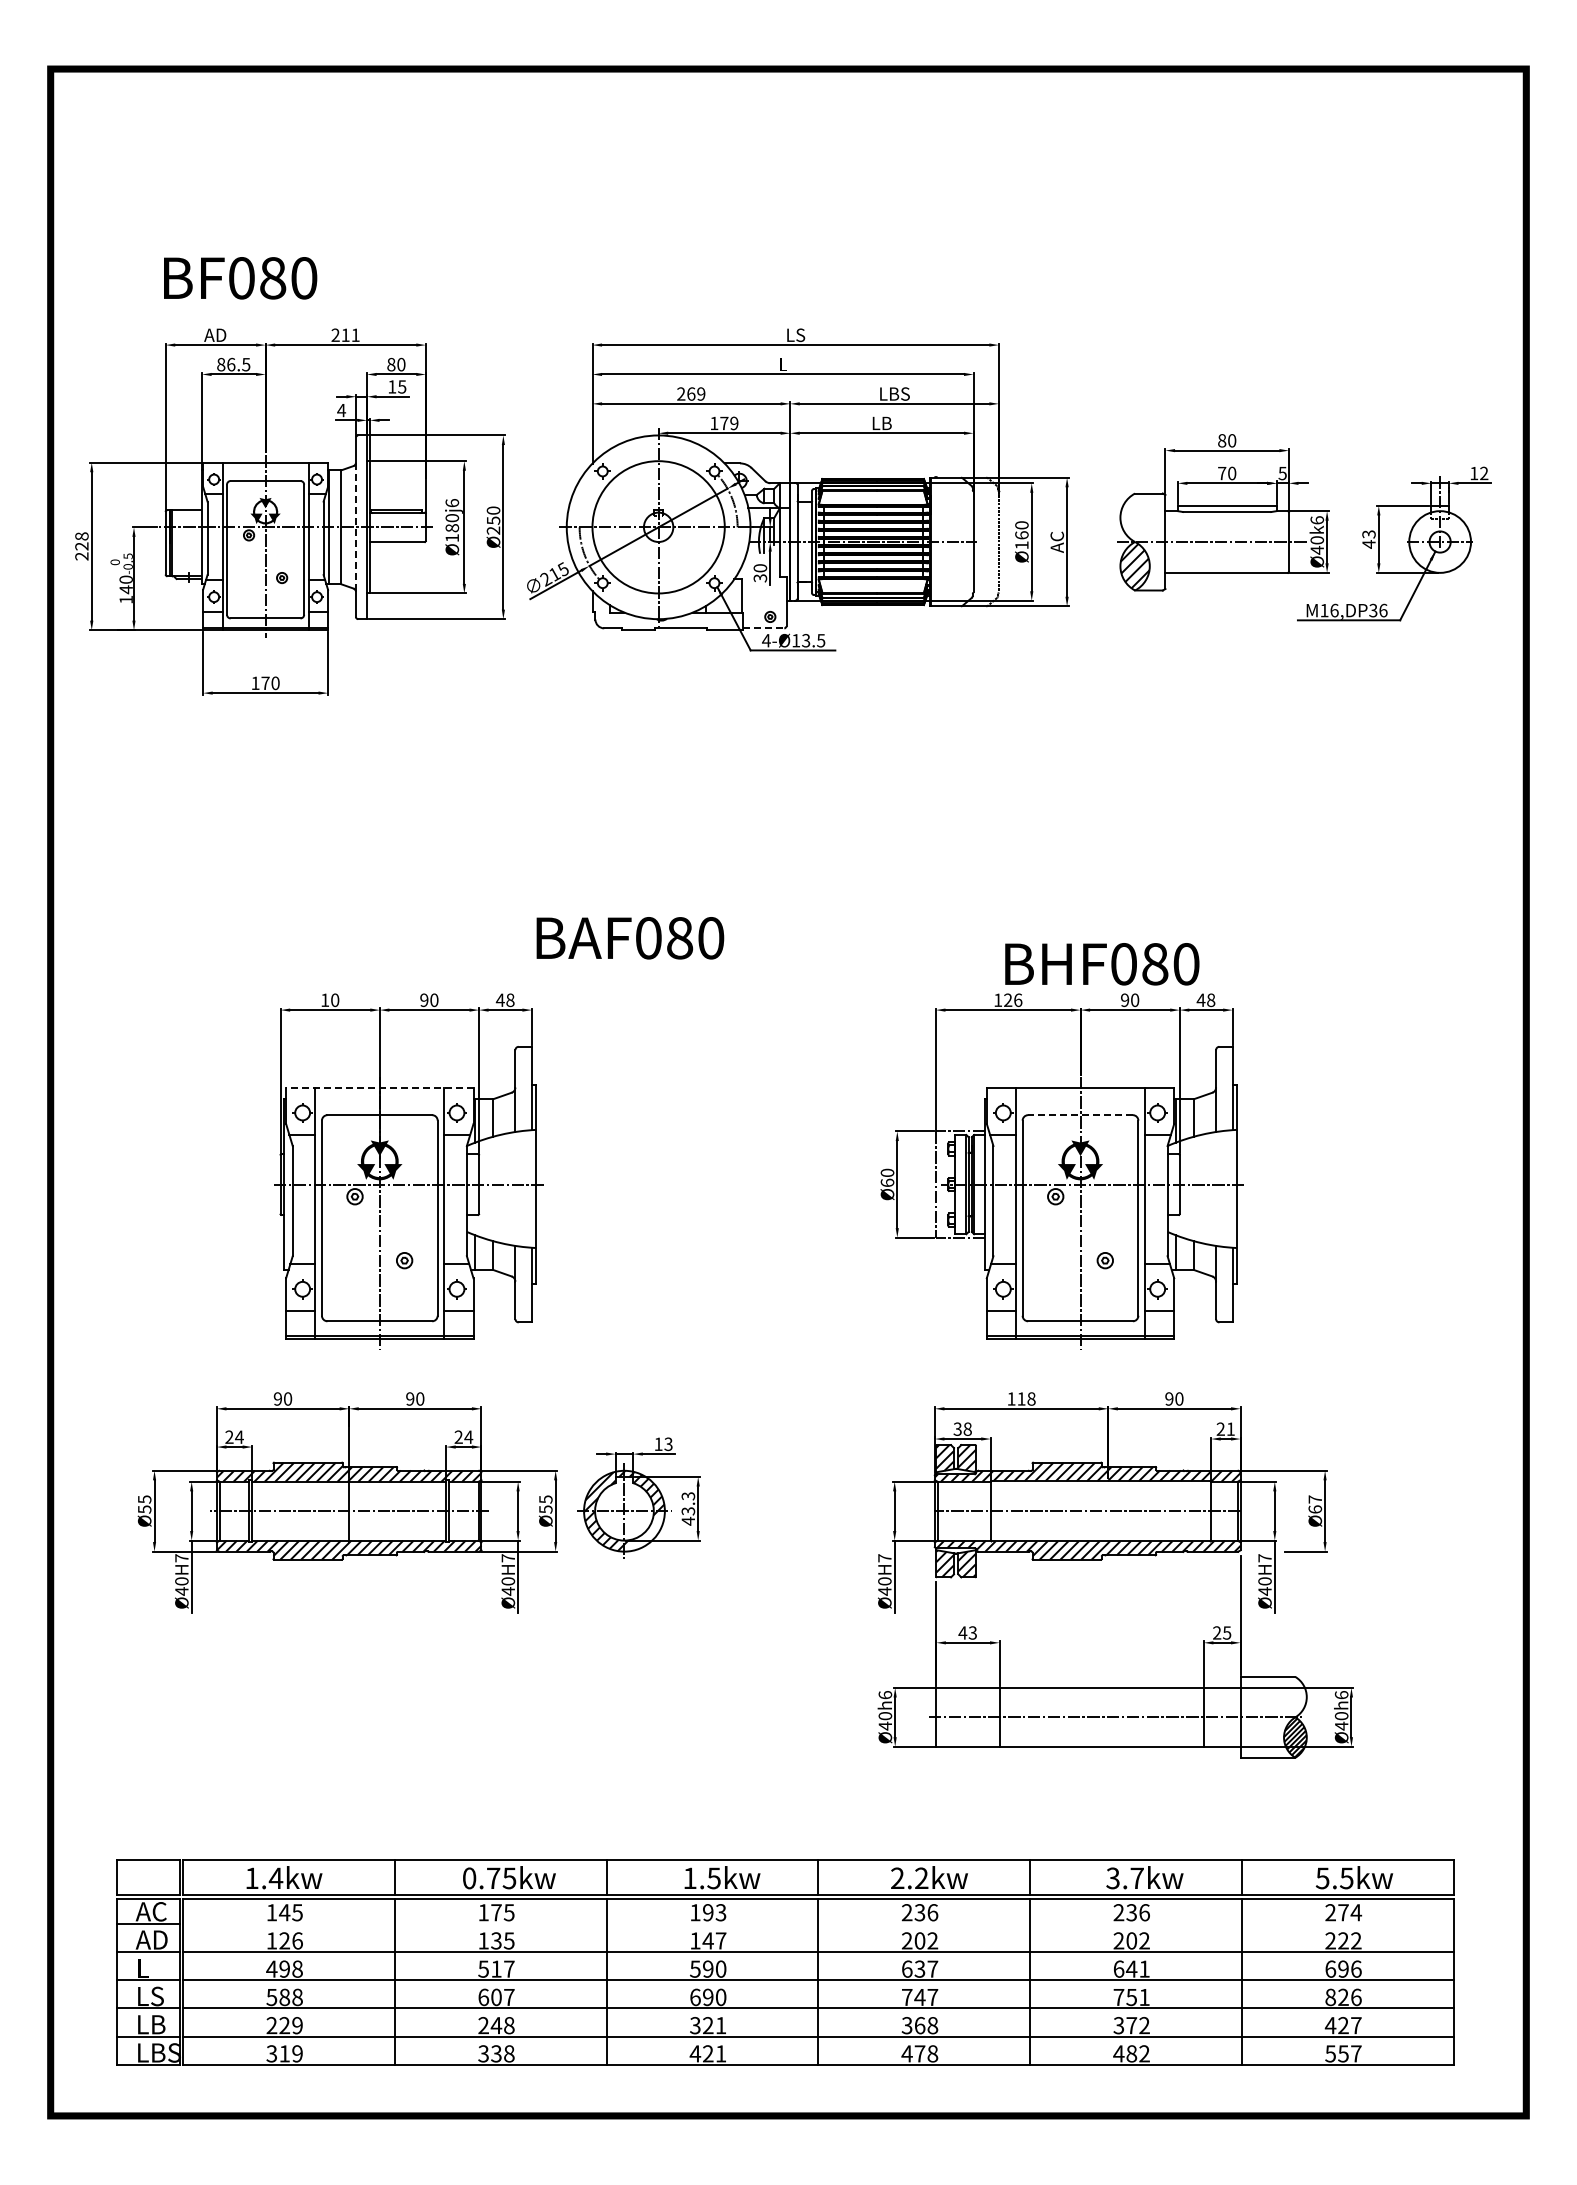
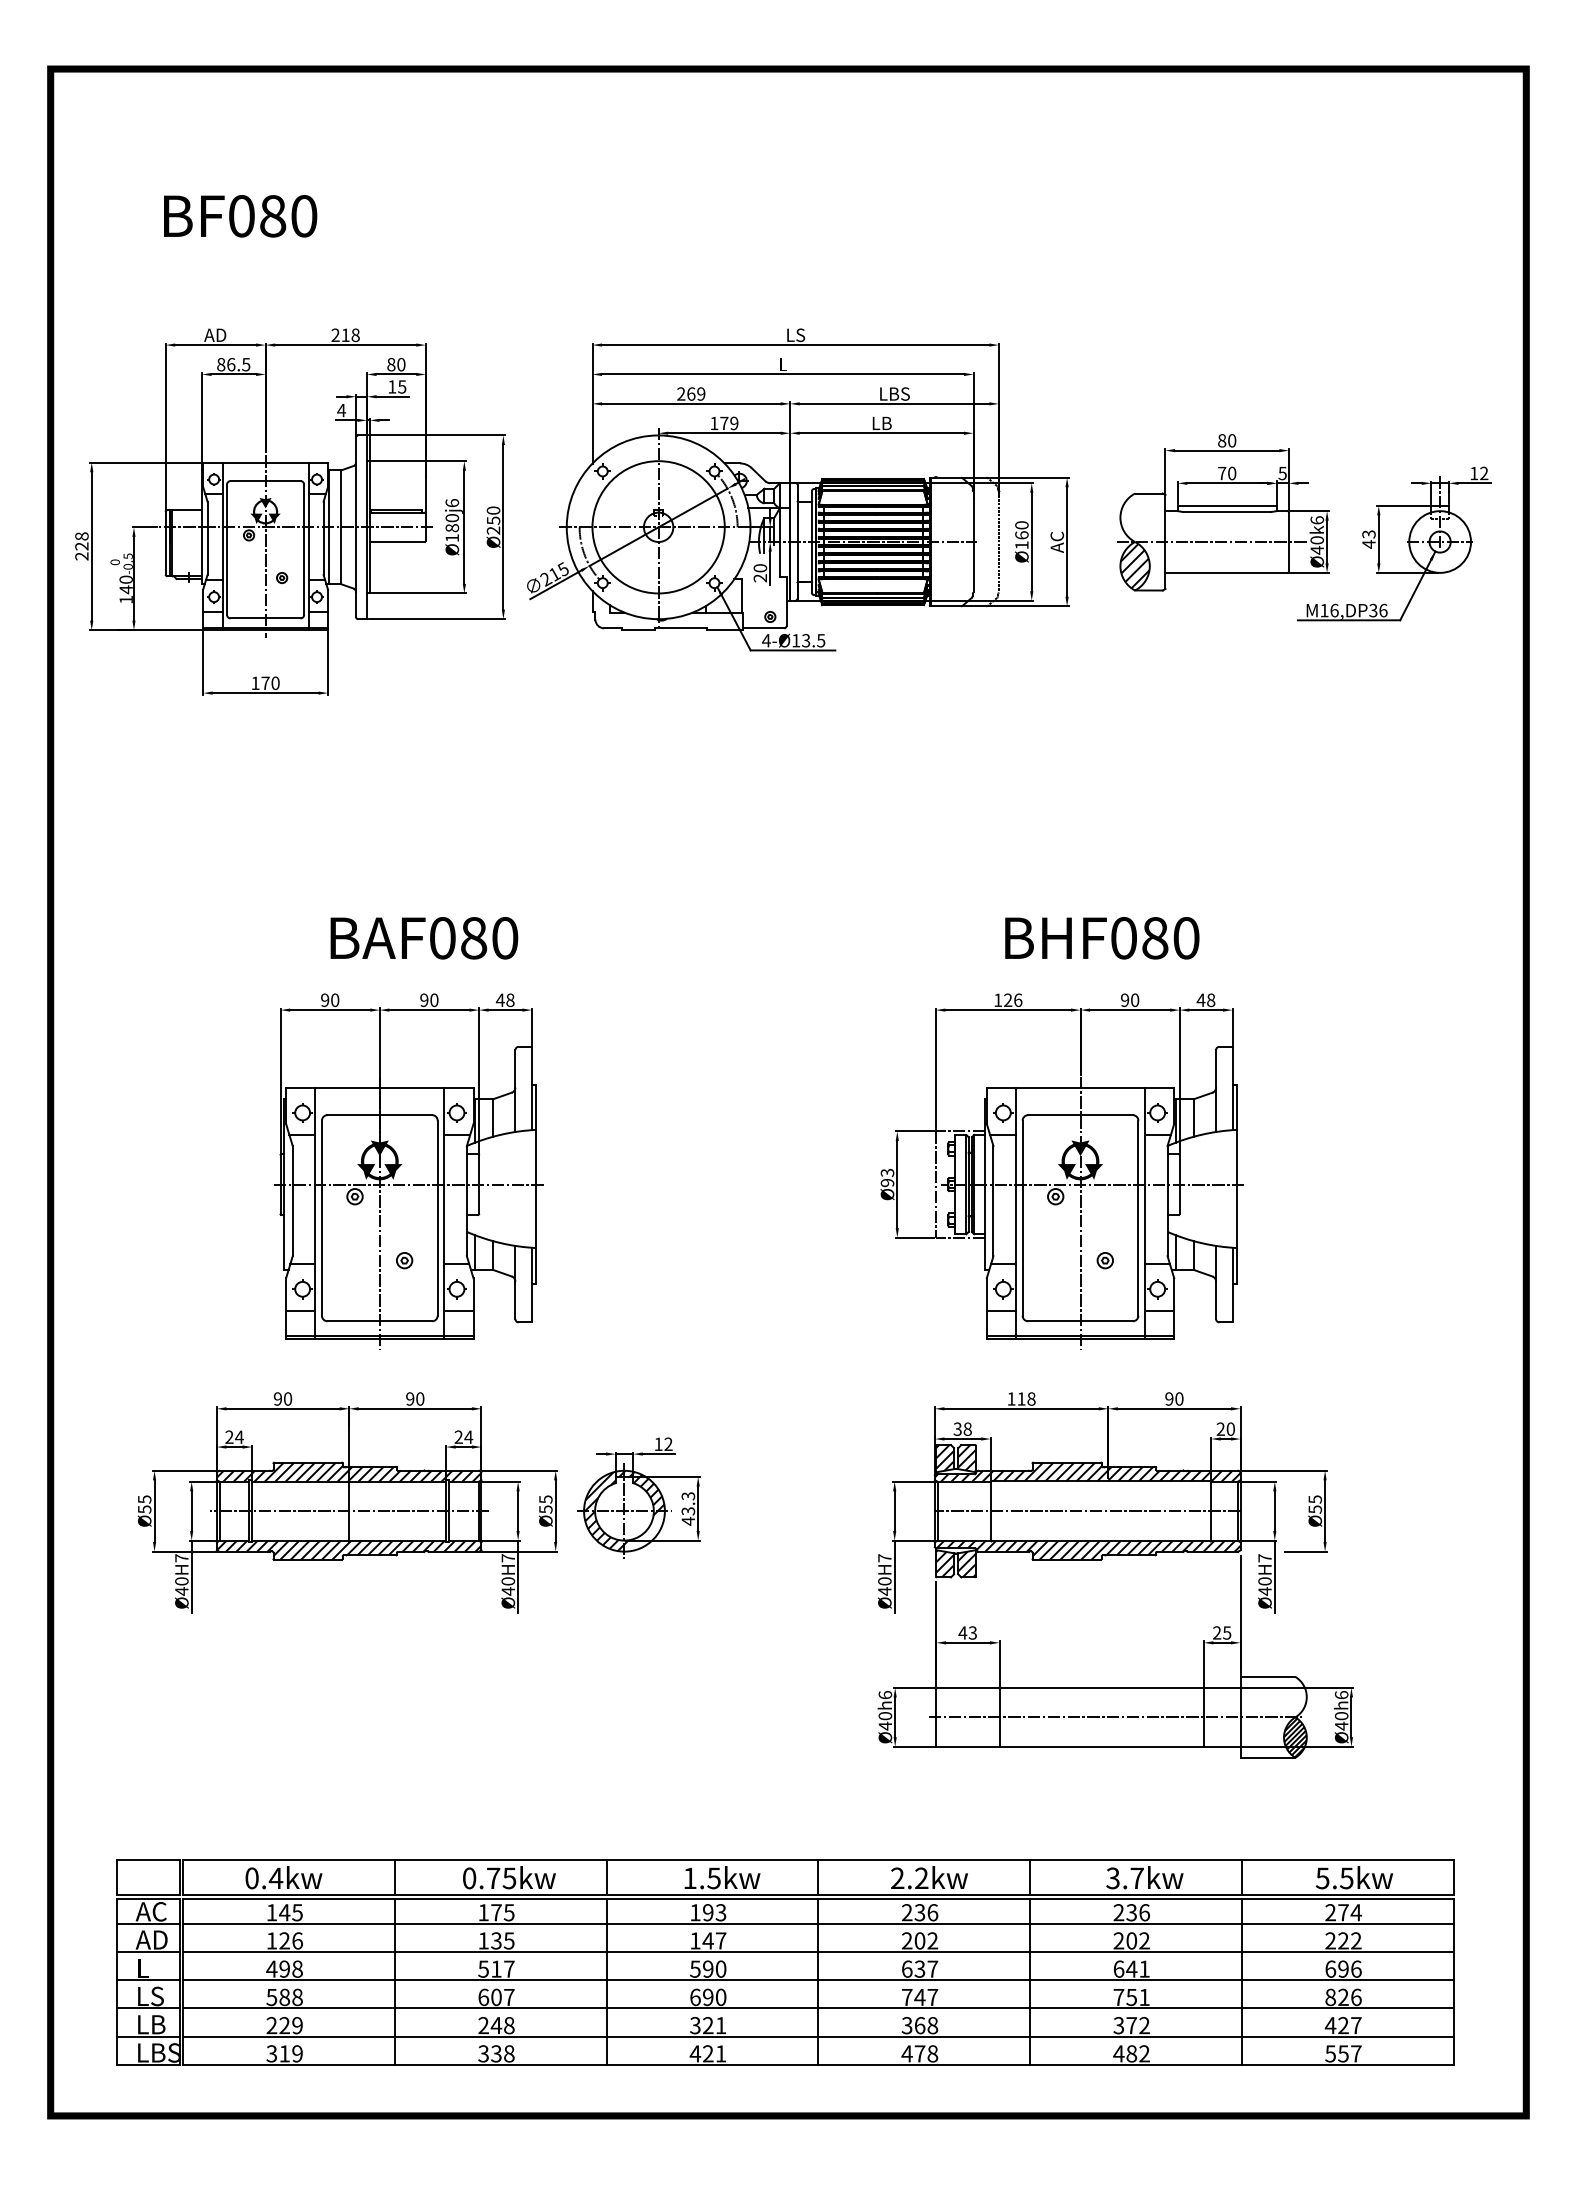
text position: (240, 278) -> (240, 216) (240, 216)
text: 211 -> 218 (355, 335)
line: dashed -> solid (355, 527)
text: 30 -> 20 (760, 578)
line: dashed -> solid (763, 628)
text position: (630, 938) -> (424, 938) (424, 938)
text position: (1102, 964) -> (1102, 938) (1102, 938)
text: 10 -> 90 (325, 1000)
line: dashed -> solid (379, 1087)
line: dashed -> solid (1080, 1115)
text: Ø60 -> Ø93 (887, 1177)
text: 21 -> 20 (1230, 1428)
text: 13 -> 12 (668, 1444)
text: Ø67 -> Ø55 (1315, 1504)
text: 1.4kw -> 0.4kw (251, 1878)
line: none -> present (818, 1923)
